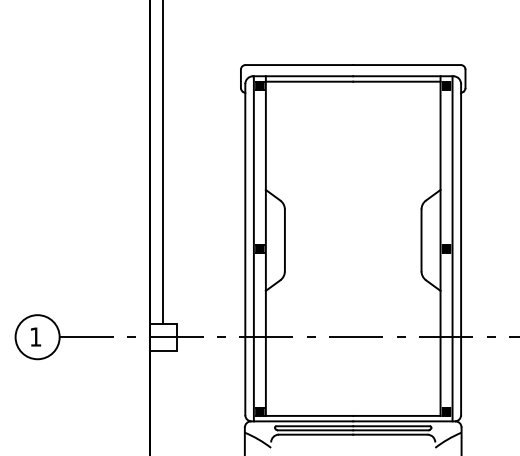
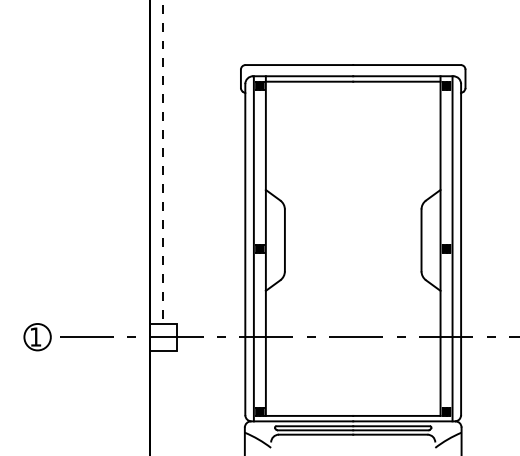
line: solid -> dashed (163, 162)
circle diameter: 44 px -> 26 px (37, 336)
